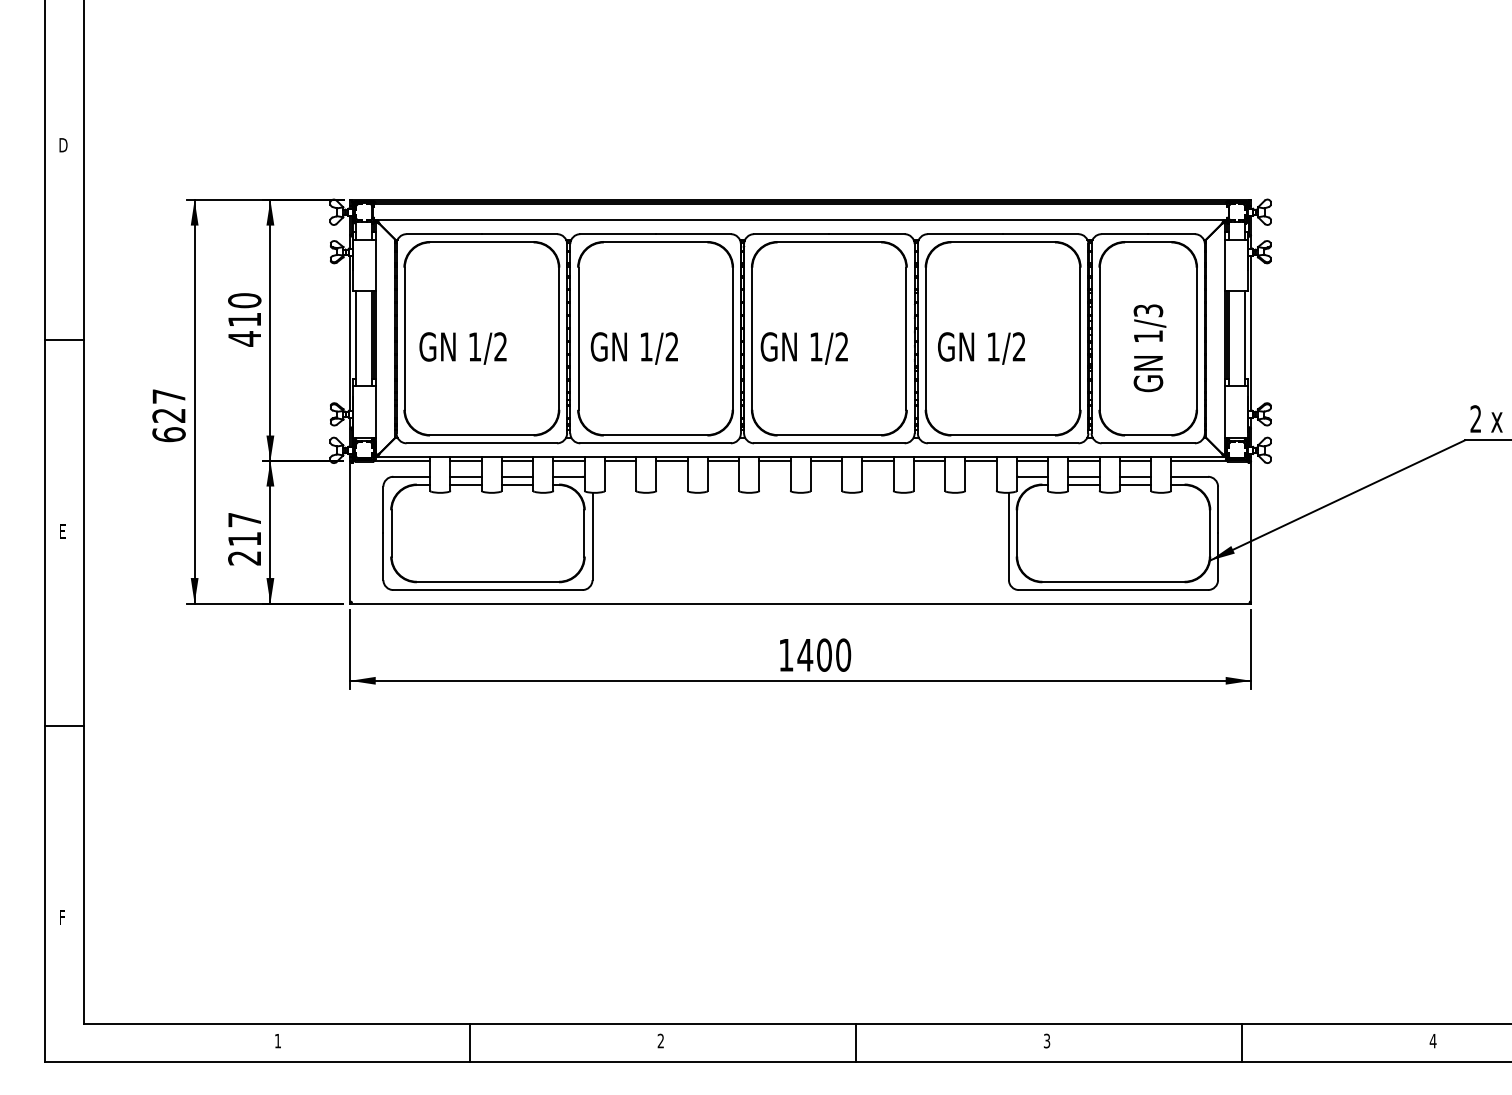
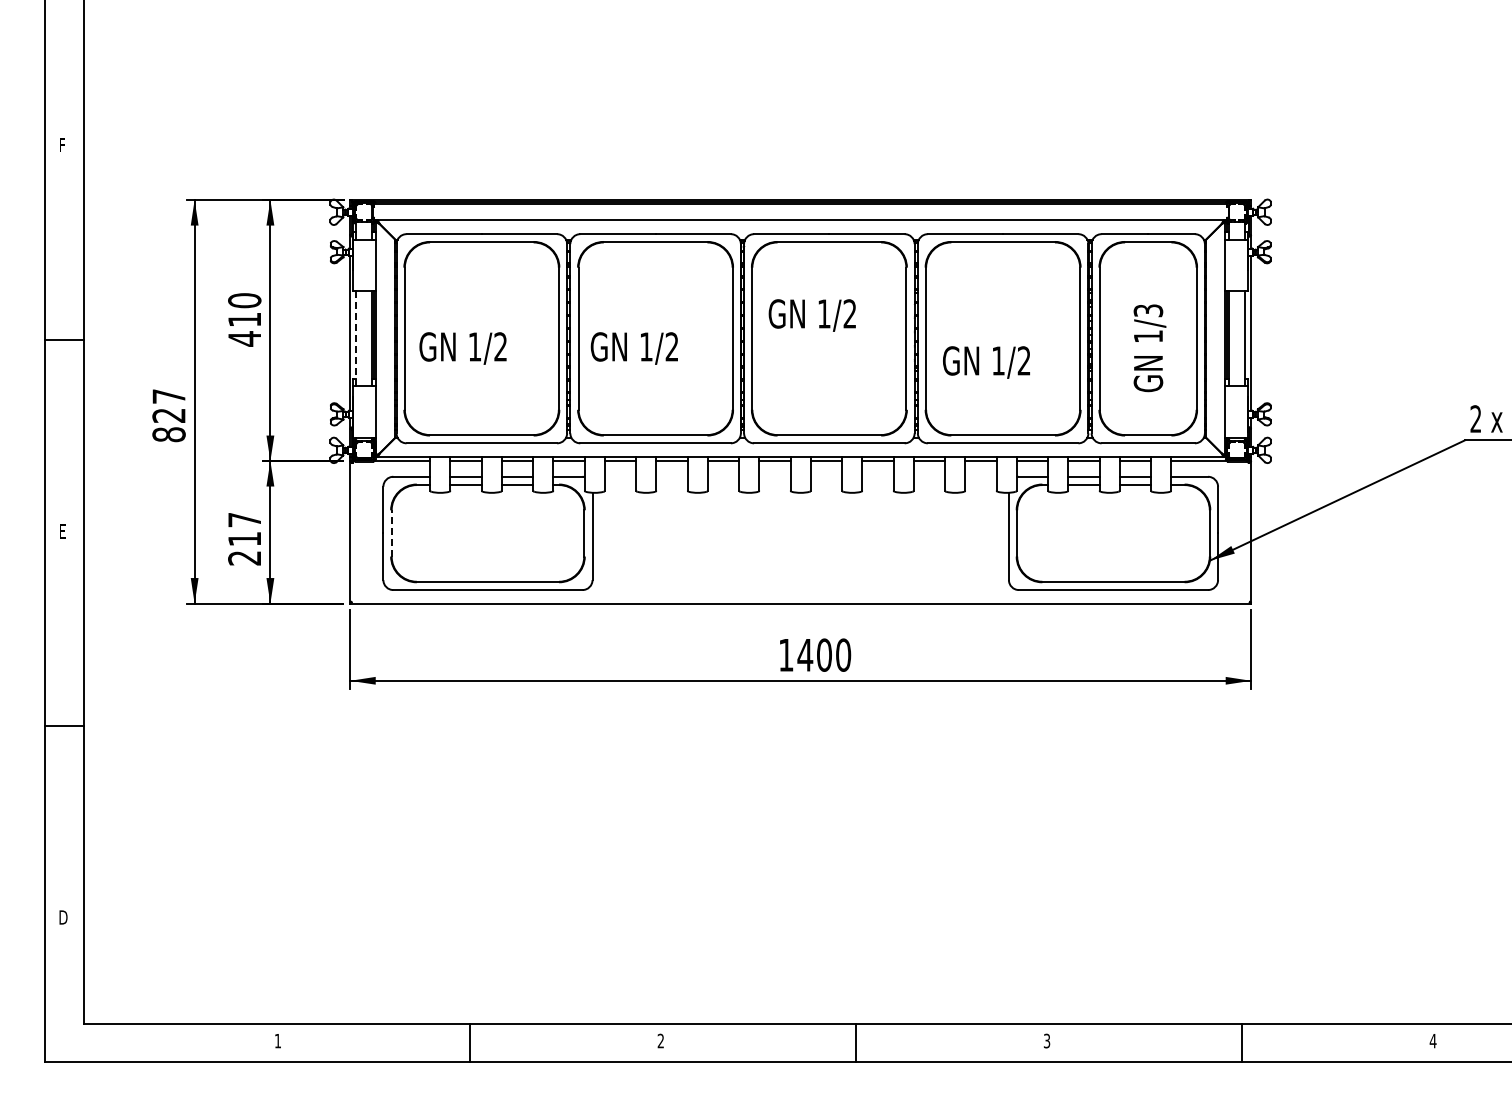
text: D -> F (63, 145)
line: solid -> dashed (356, 338)
text position: (803, 348) -> (811, 315) (811, 315)
text position: (981, 348) -> (986, 362) (986, 362)
text: 627 -> 827 (168, 434)
line: solid -> dashed (391, 532)
text: F -> D (63, 917)
